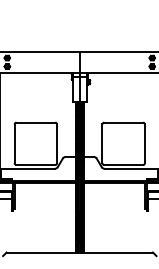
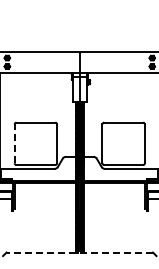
line: solid -> dashed (14, 143)
line: solid -> dashed (79, 252)
